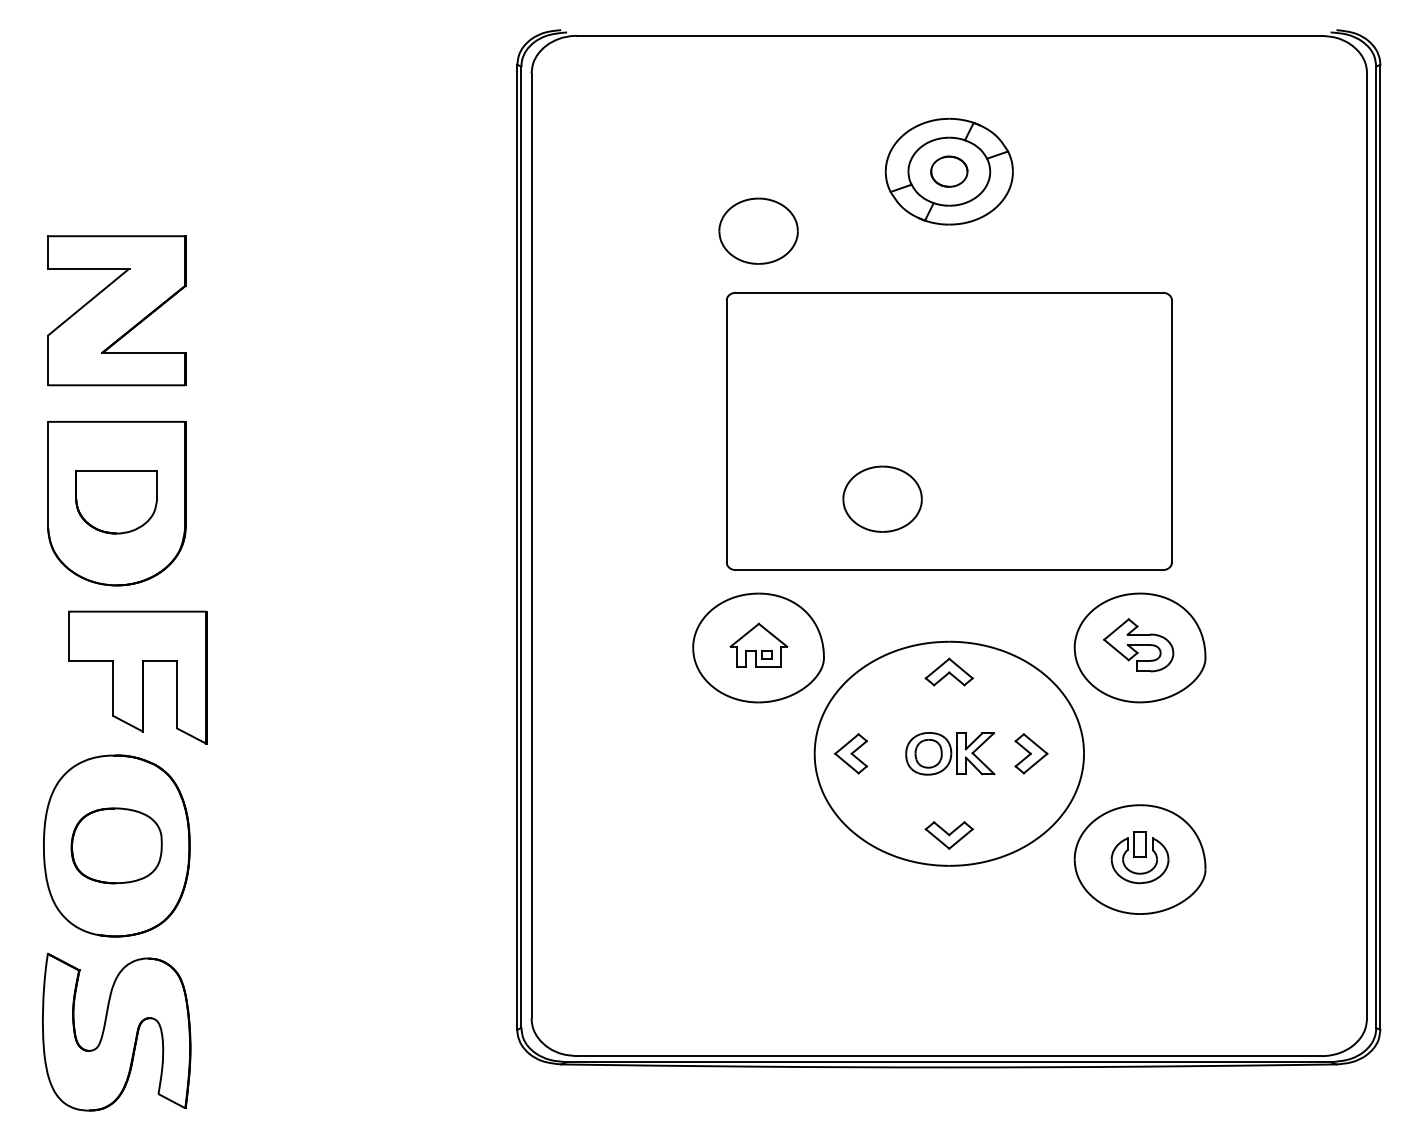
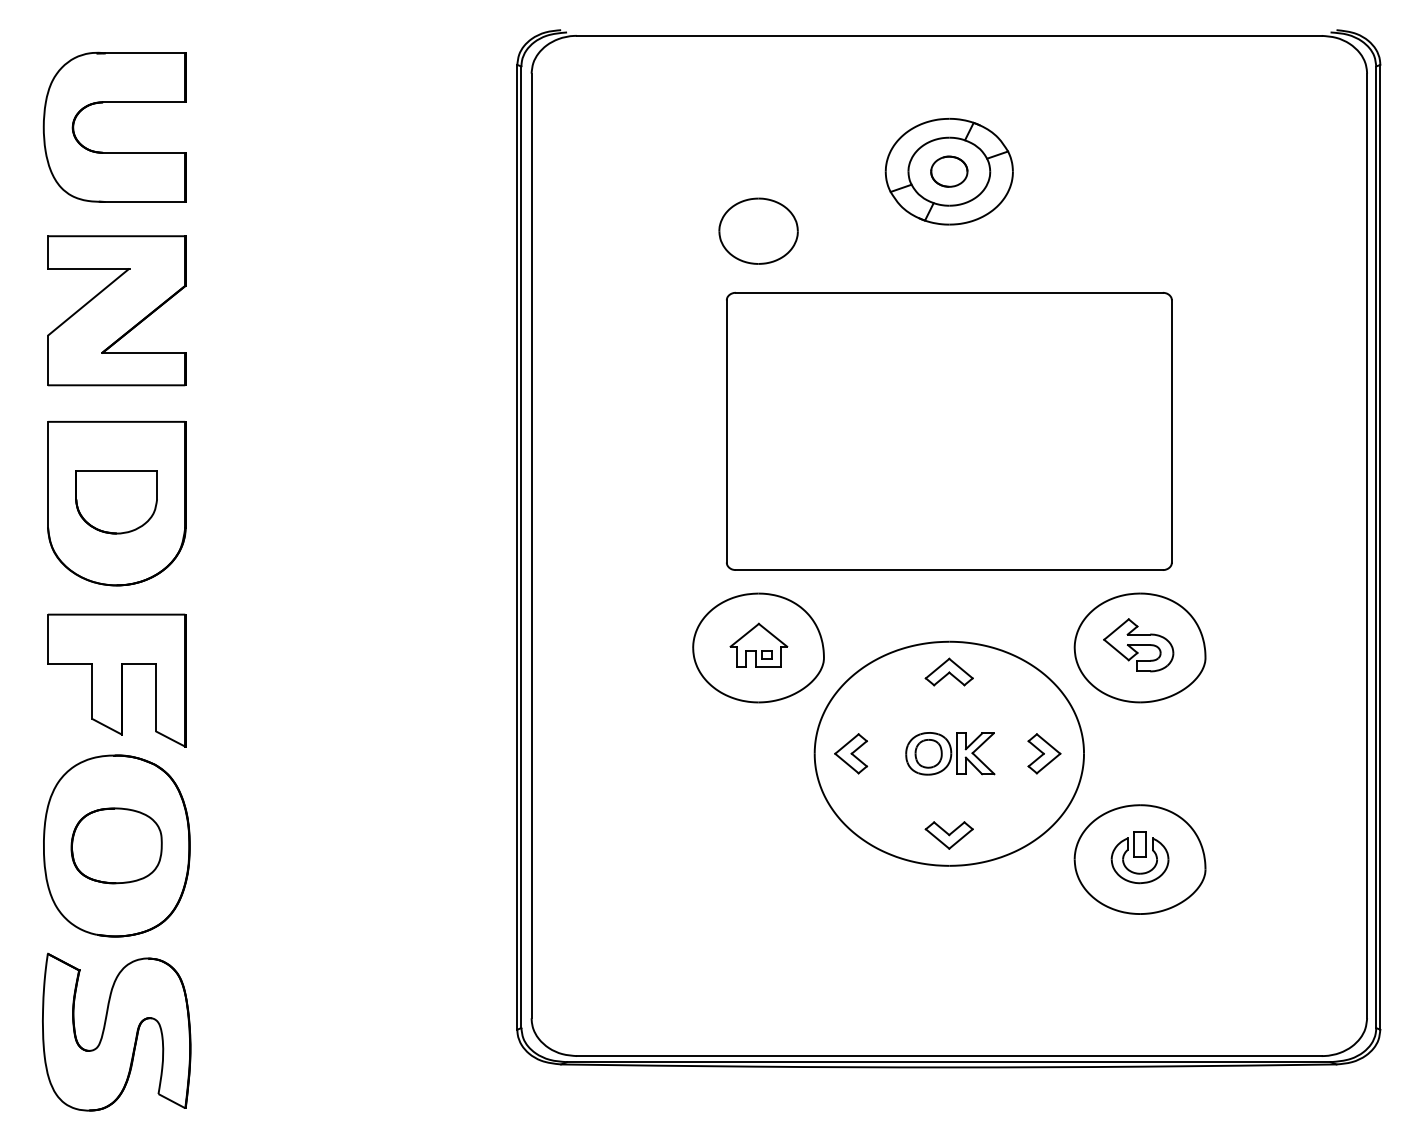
part: none -> present (114, 102)
part: present -> none (882, 498)
part position: (137, 677) -> (116, 680) (116, 680)
part position: (1031, 753) -> (1044, 753) (1044, 753)
